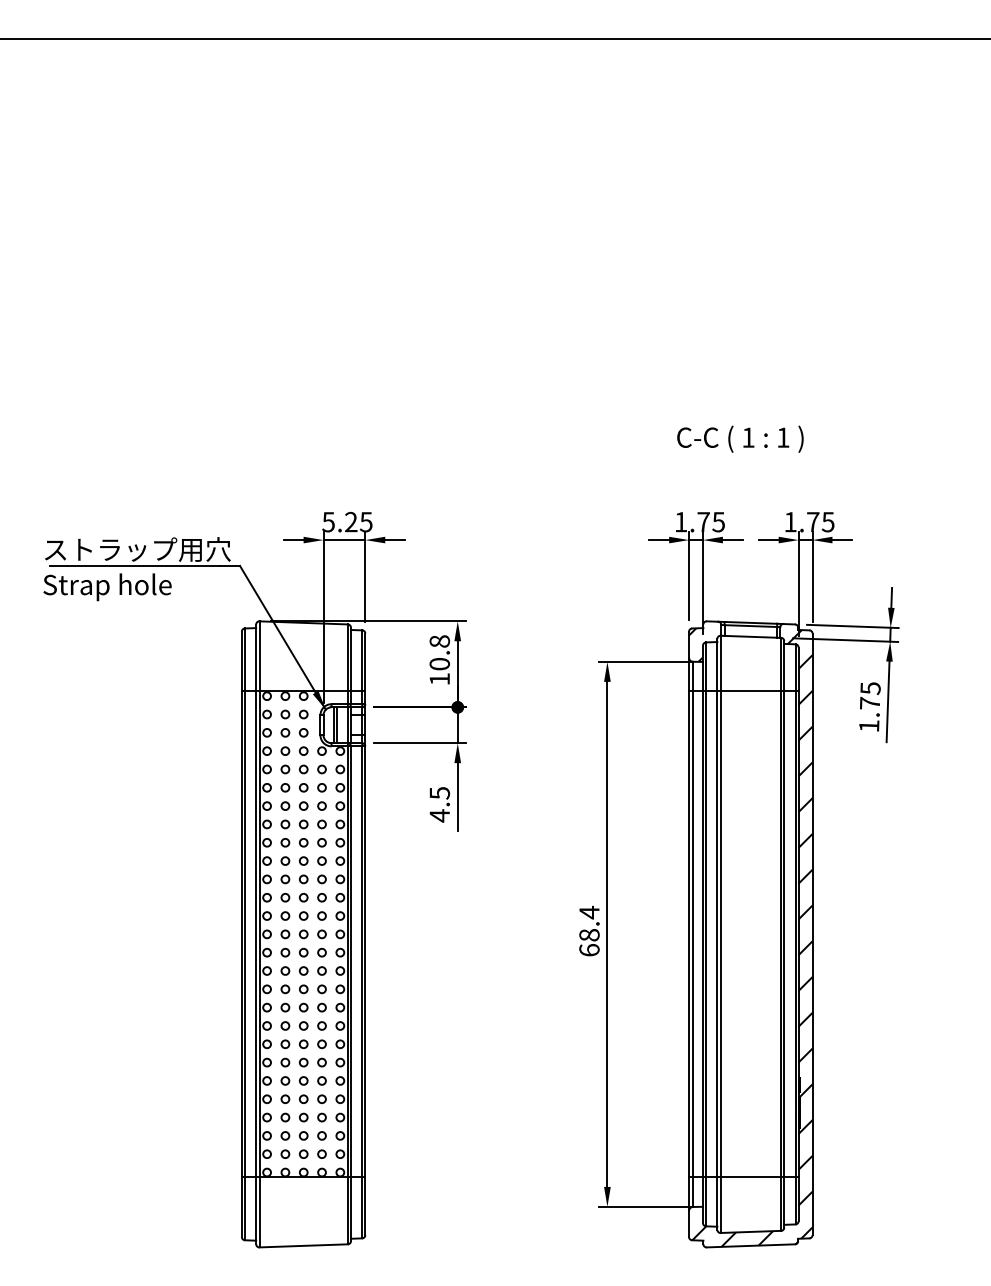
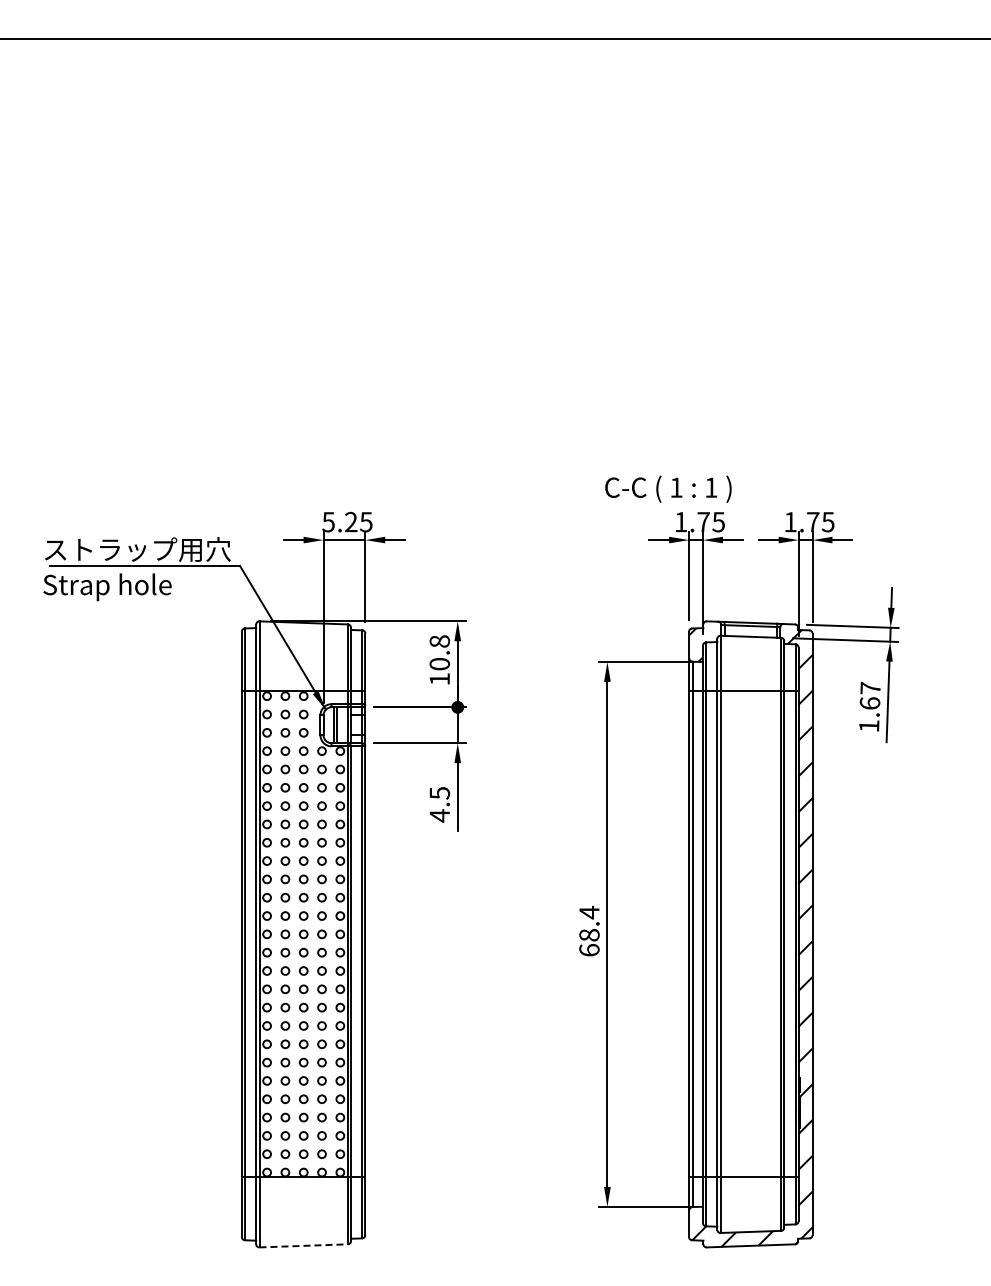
text position: (740, 438) -> (668, 488) (668, 488)
text: 1.75 -> 1.67 (869, 695)
line: solid -> dashed (304, 1245)
